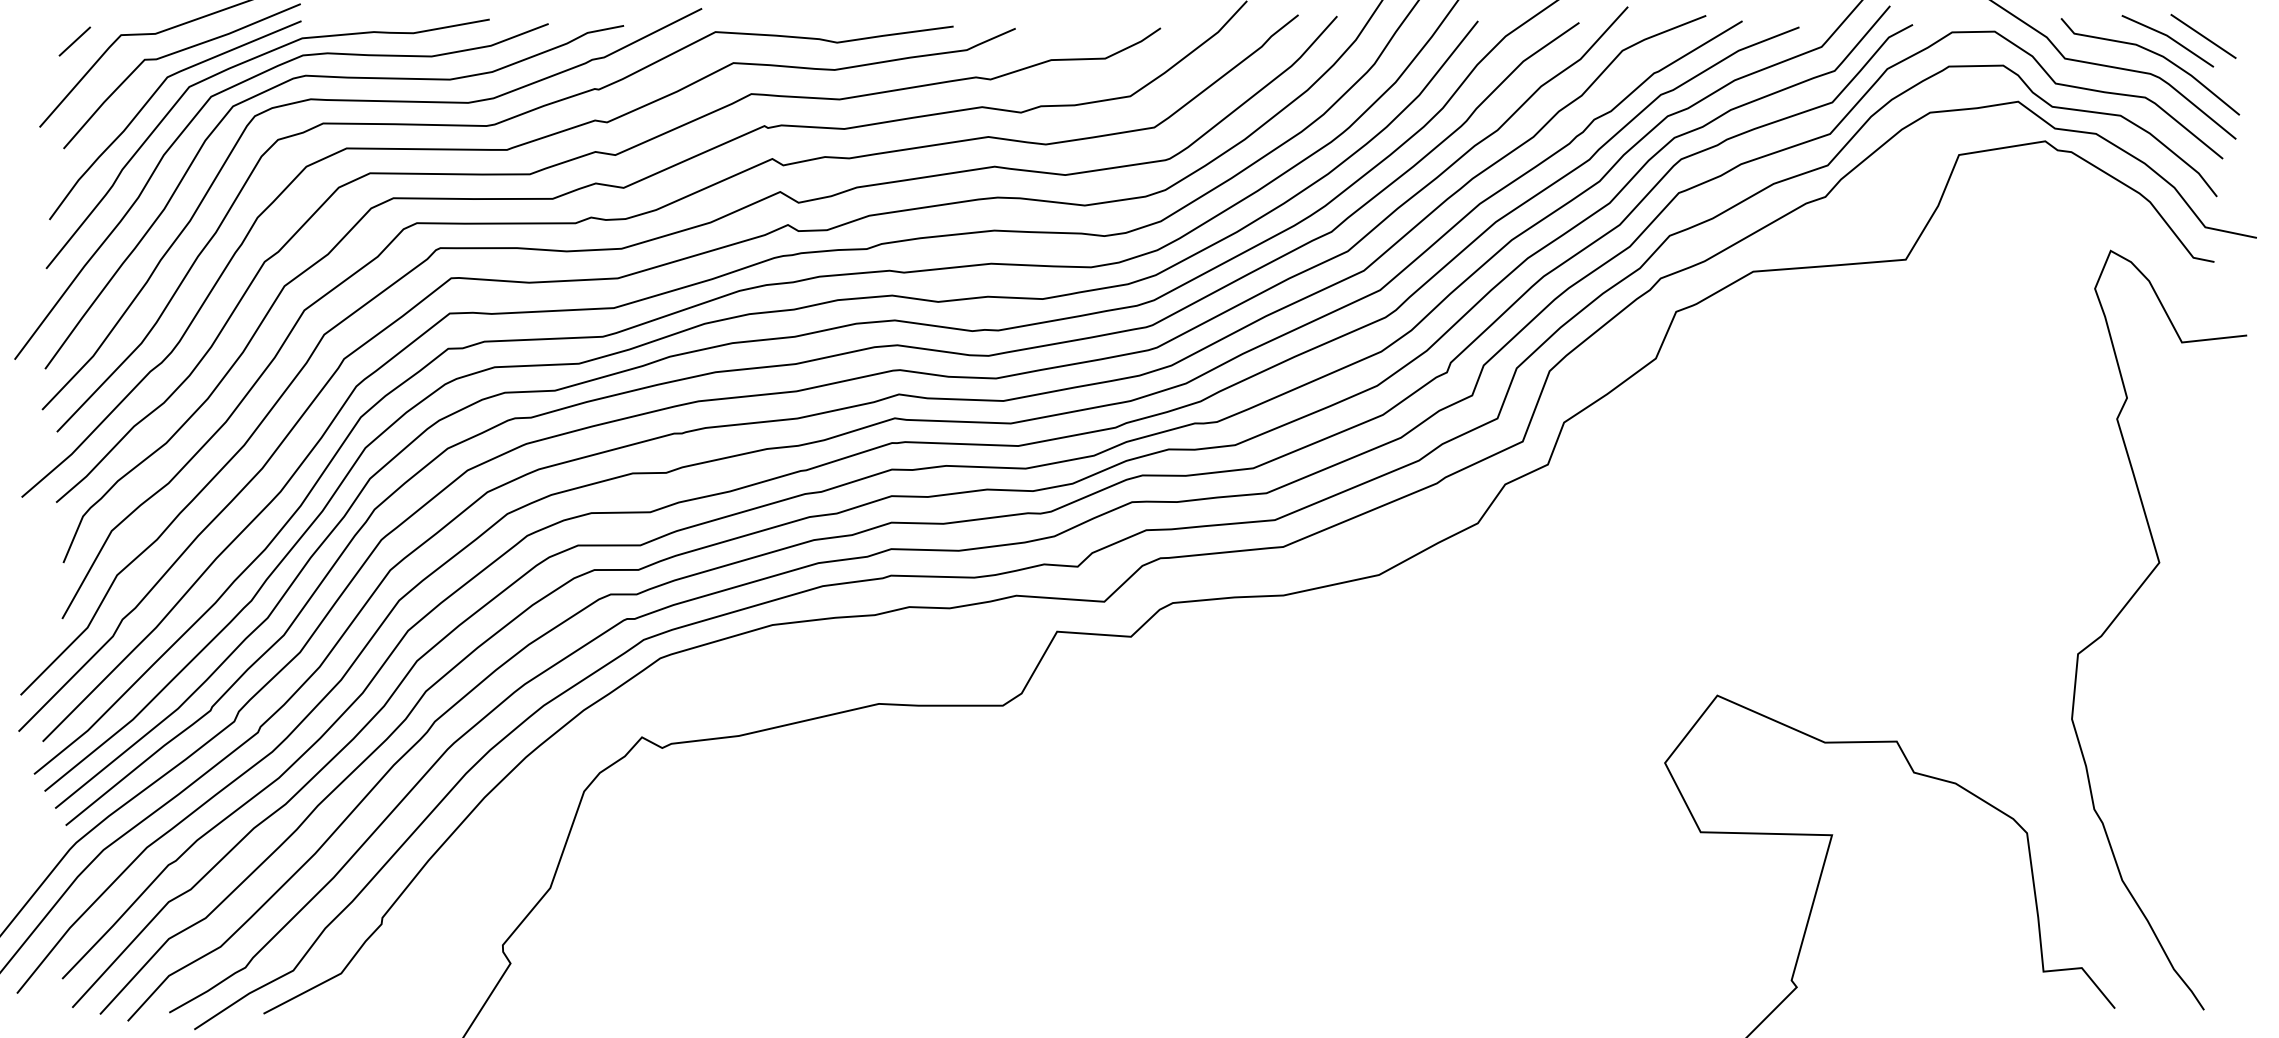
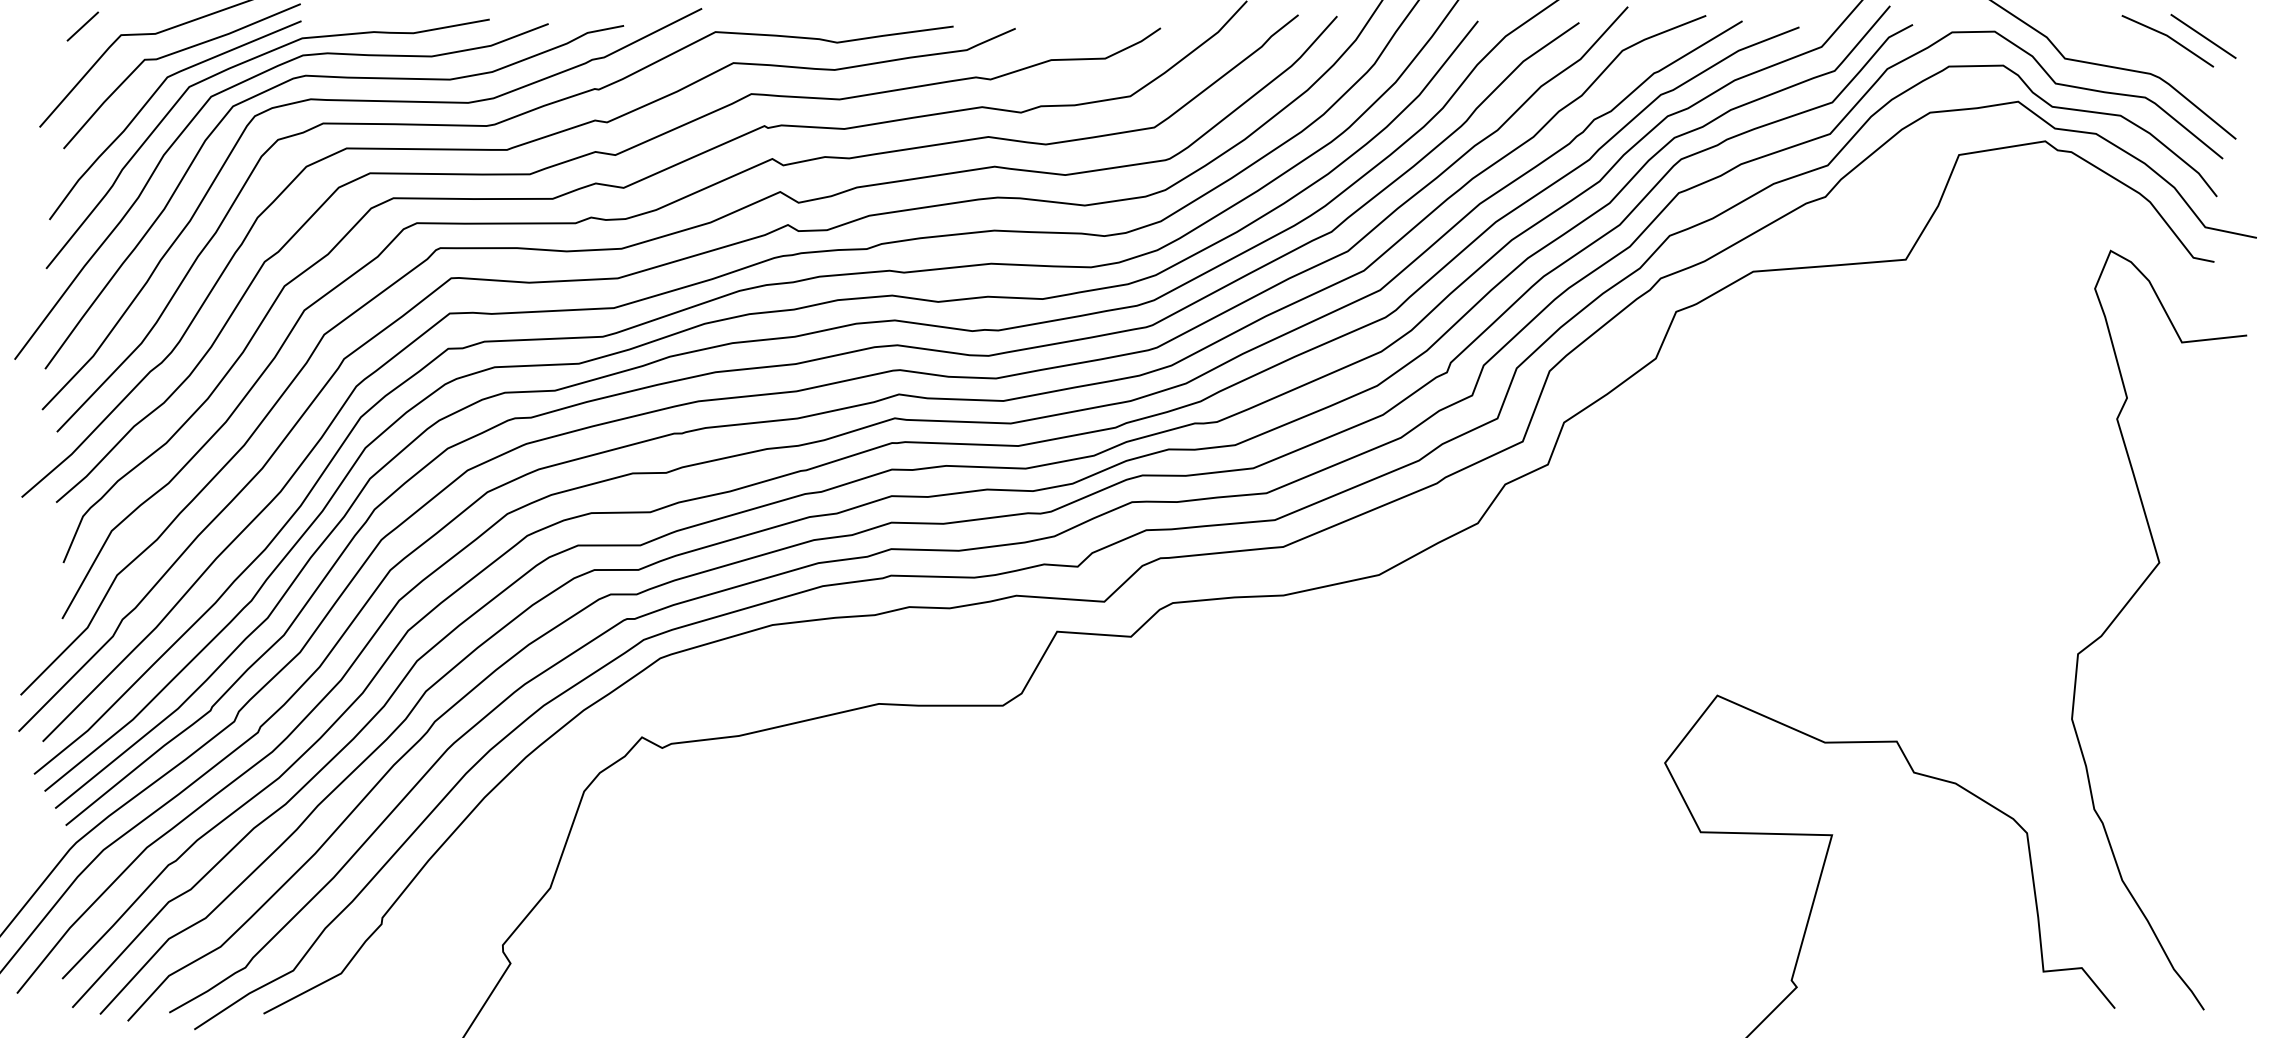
line position: (74, 41) -> (82, 26) (82, 26)
curve: present -> none (2155, 54)
